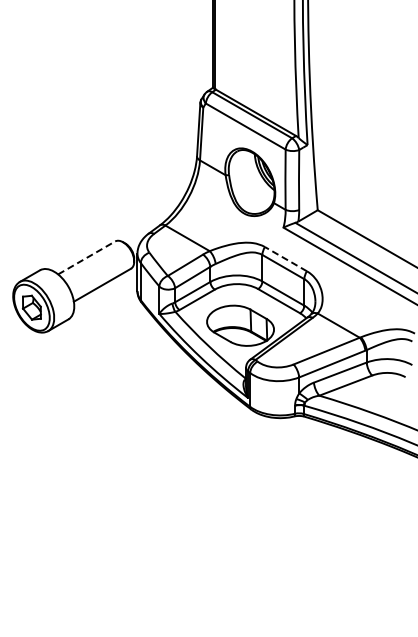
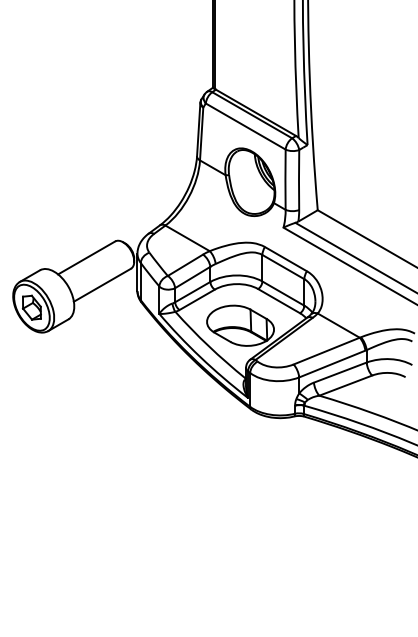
line: dashed -> solid (86, 257)
line: dashed -> solid (285, 258)
